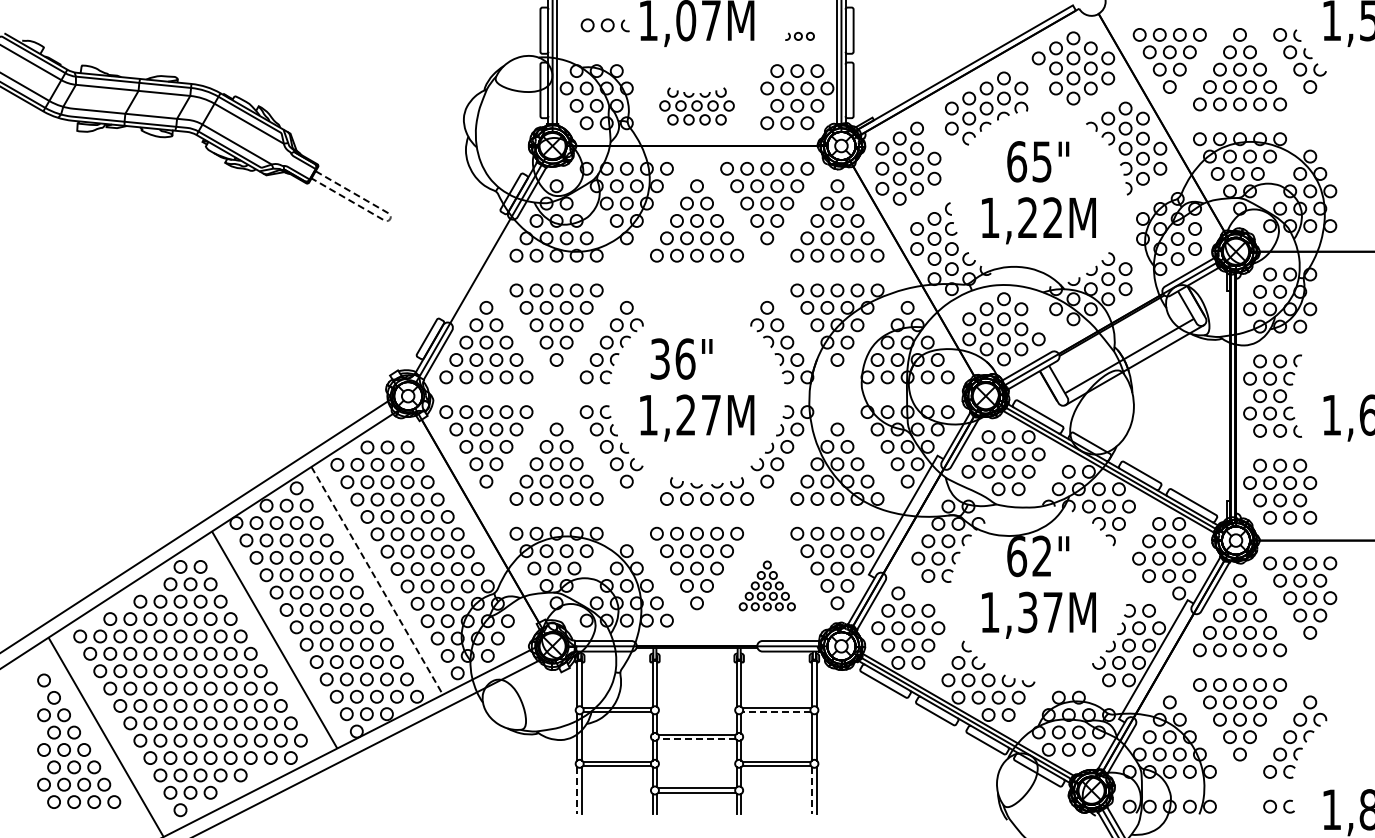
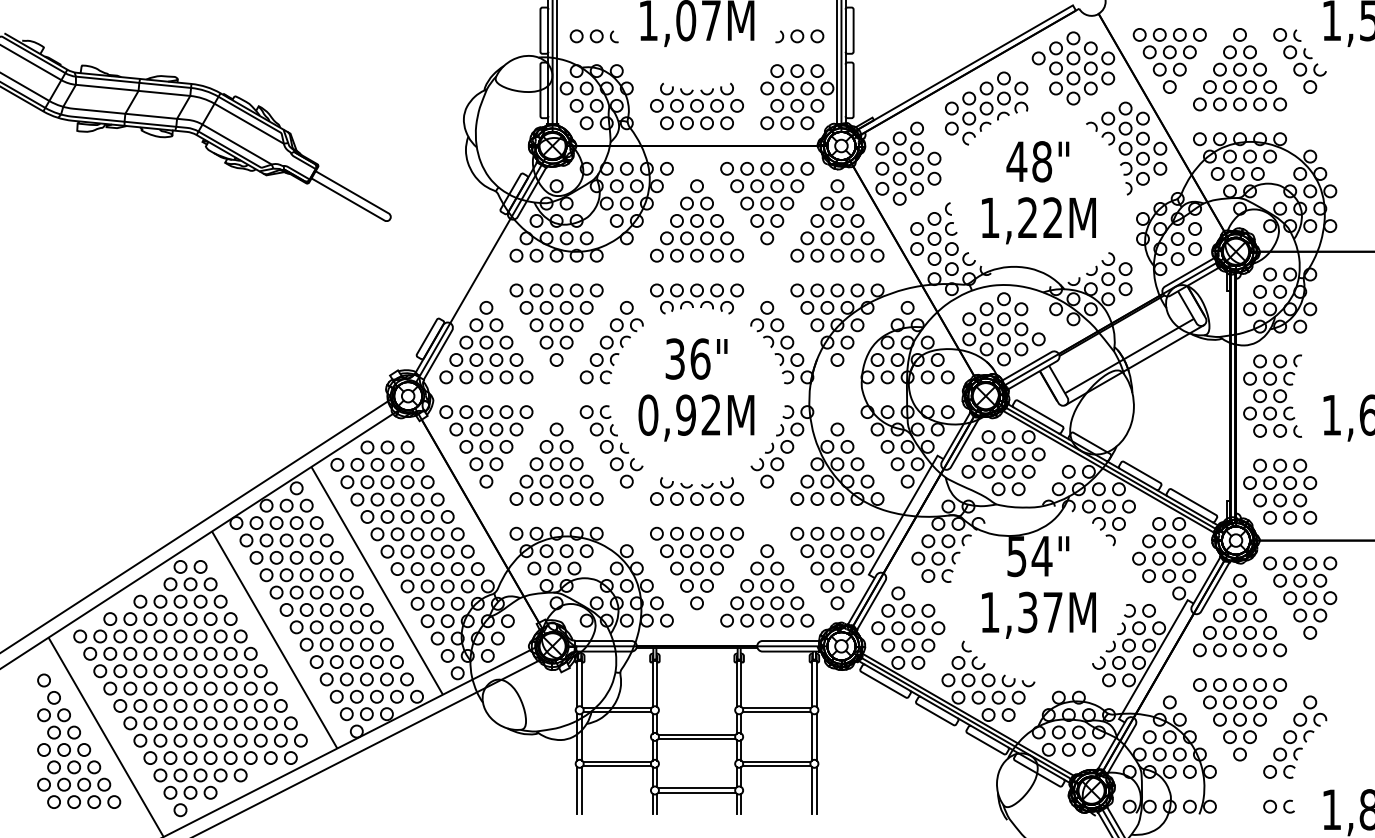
part position: (604, 25) -> (593, 36) (593, 36)
part size: 30x10 px -> 50x15 px (799, 36)
part size: 76x39 px -> 94x49 px (696, 106)
text: 65" -> 48" (1029, 161)
line: dashed -> solid (390, 219)
part: none -> present (696, 298)
text position: (681, 358) -> (696, 358) (696, 358)
text: 1,27M -> 0,92M (679, 414)
part position: (706, 491) -> (696, 491) (696, 491)
text: 62" -> 54" (1029, 556)
line: dashed -> solid (377, 581)
part size: 58x52 px -> 95x84 px (767, 585)
line: dashed -> solid (776, 712)
line: dashed -> solid (697, 739)
line: dashed -> solid (577, 790)
line: dashed -> solid (812, 790)
